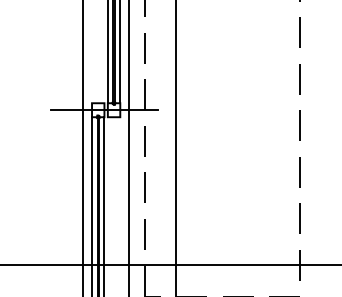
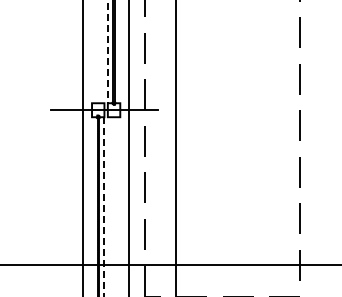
line: solid -> dashed (107, 52)
line: present -> none (120, 52)
line: present -> none (92, 205)
line: solid -> dashed (104, 207)
